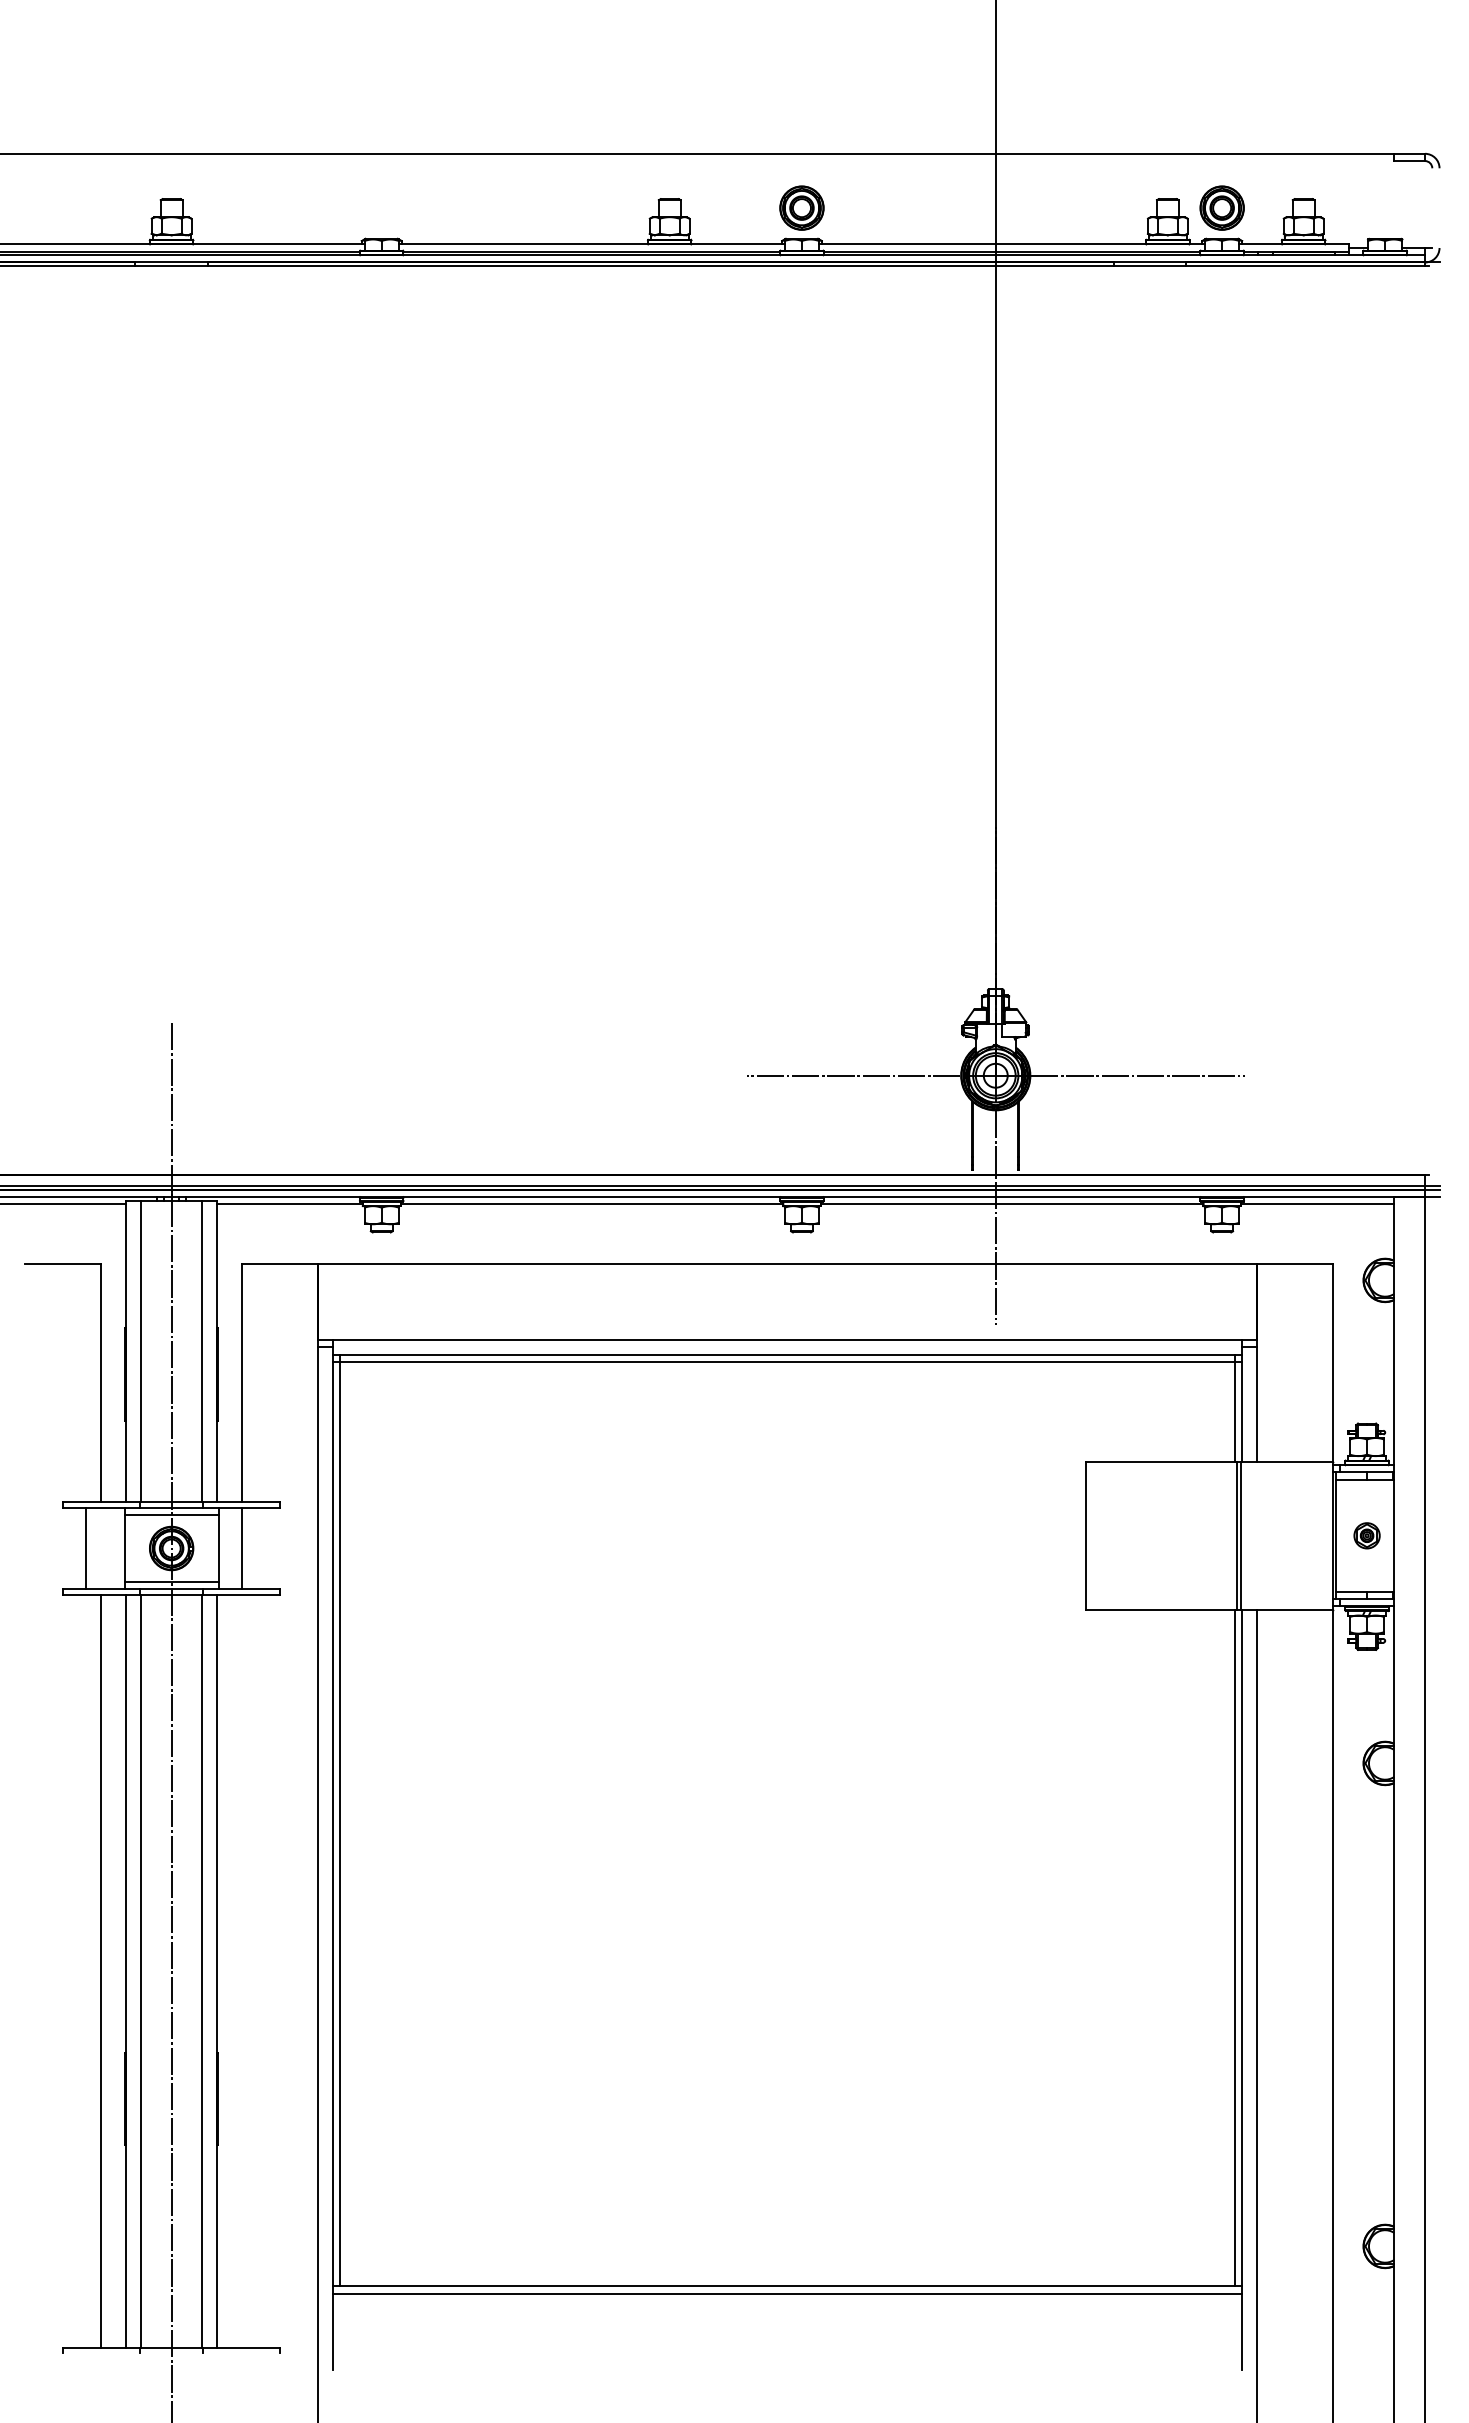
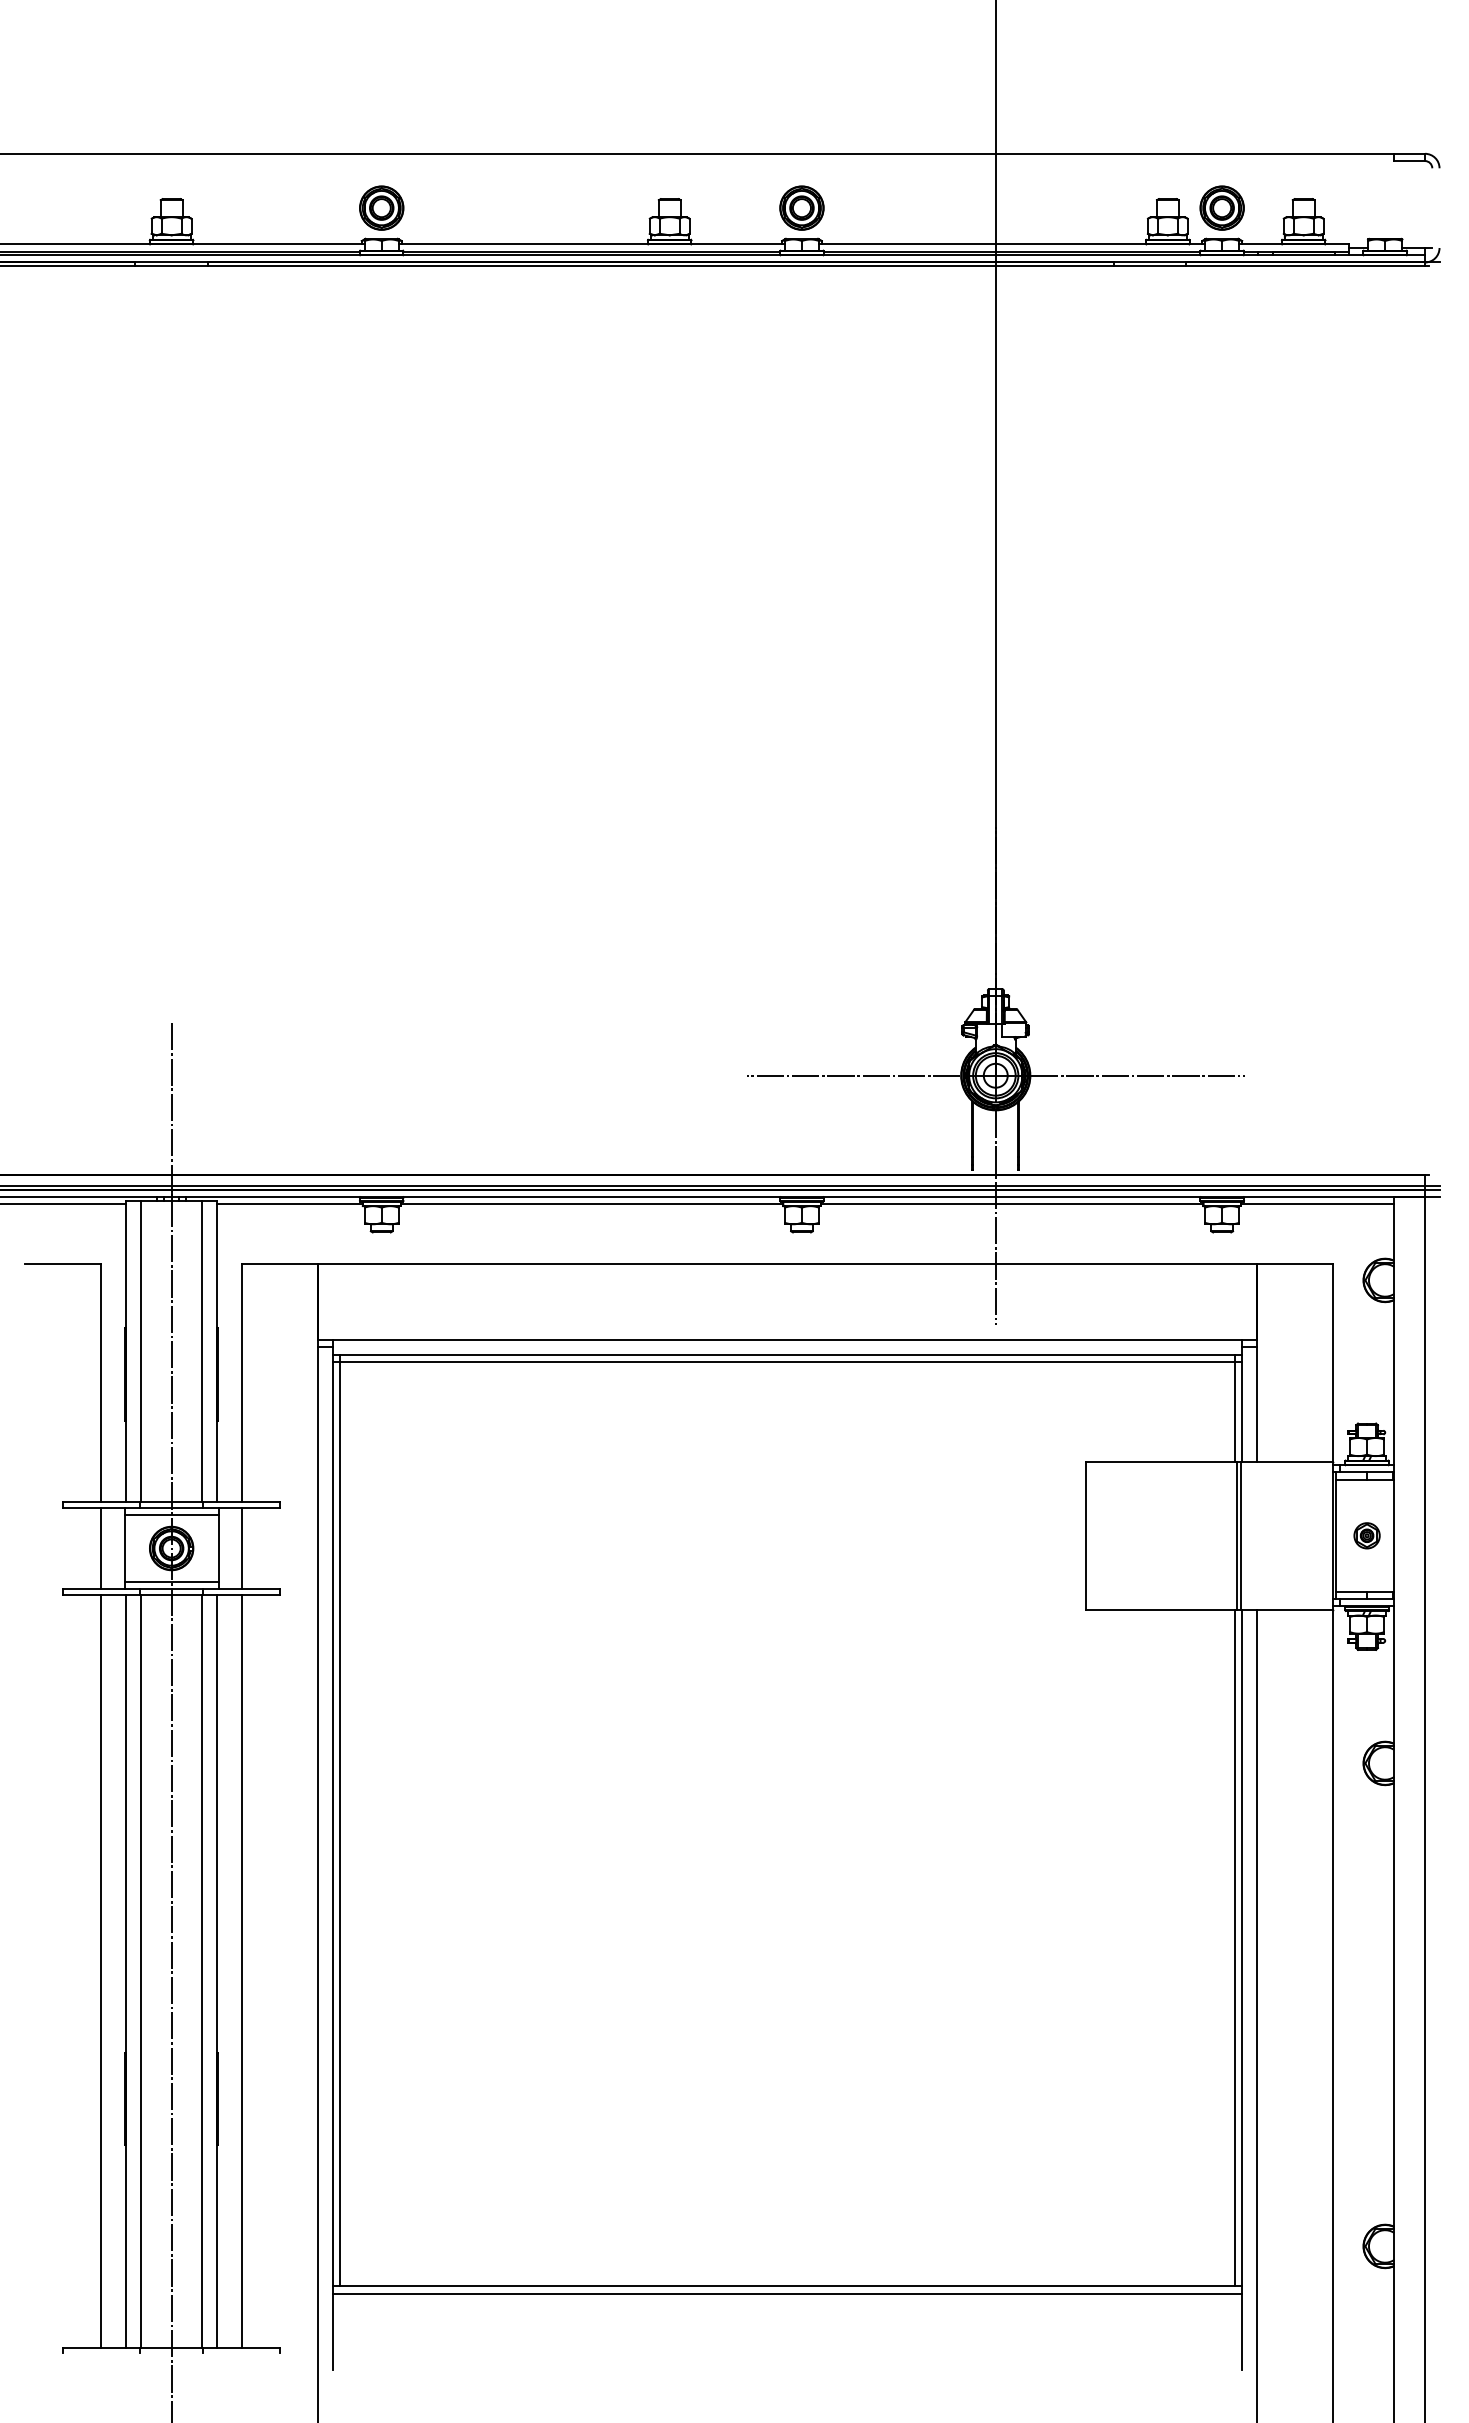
part: none -> present (381, 207)
line position: (86, 1548) -> (101, 1548) (101, 1548)
line: none -> present (242, 1970)
